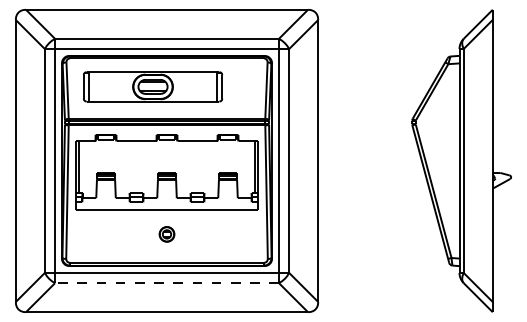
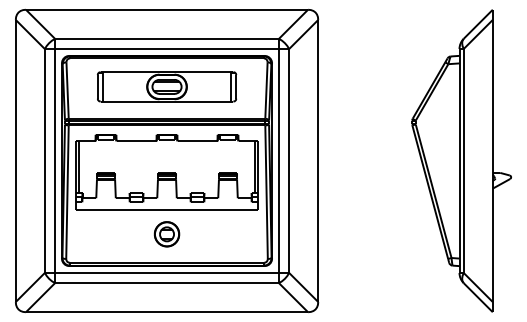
part position: (153, 86) -> (167, 86) (167, 86)
part size: 18x17 px -> 28x27 px (166, 234)
line: dashed -> solid (167, 283)
